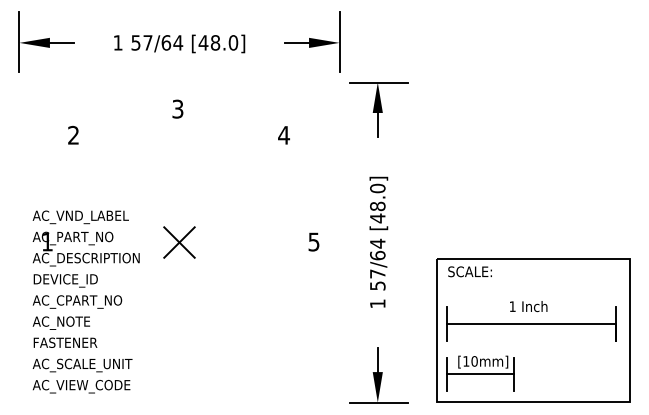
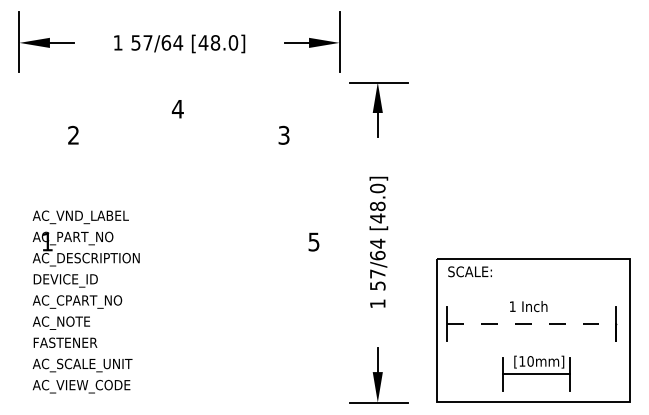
text: 3 -> 4 (177, 108)
text: 4 -> 3 (284, 134)
part: present -> none (179, 242)
line: solid -> dashed (531, 323)
part position: (480, 373) -> (536, 373) (536, 373)
